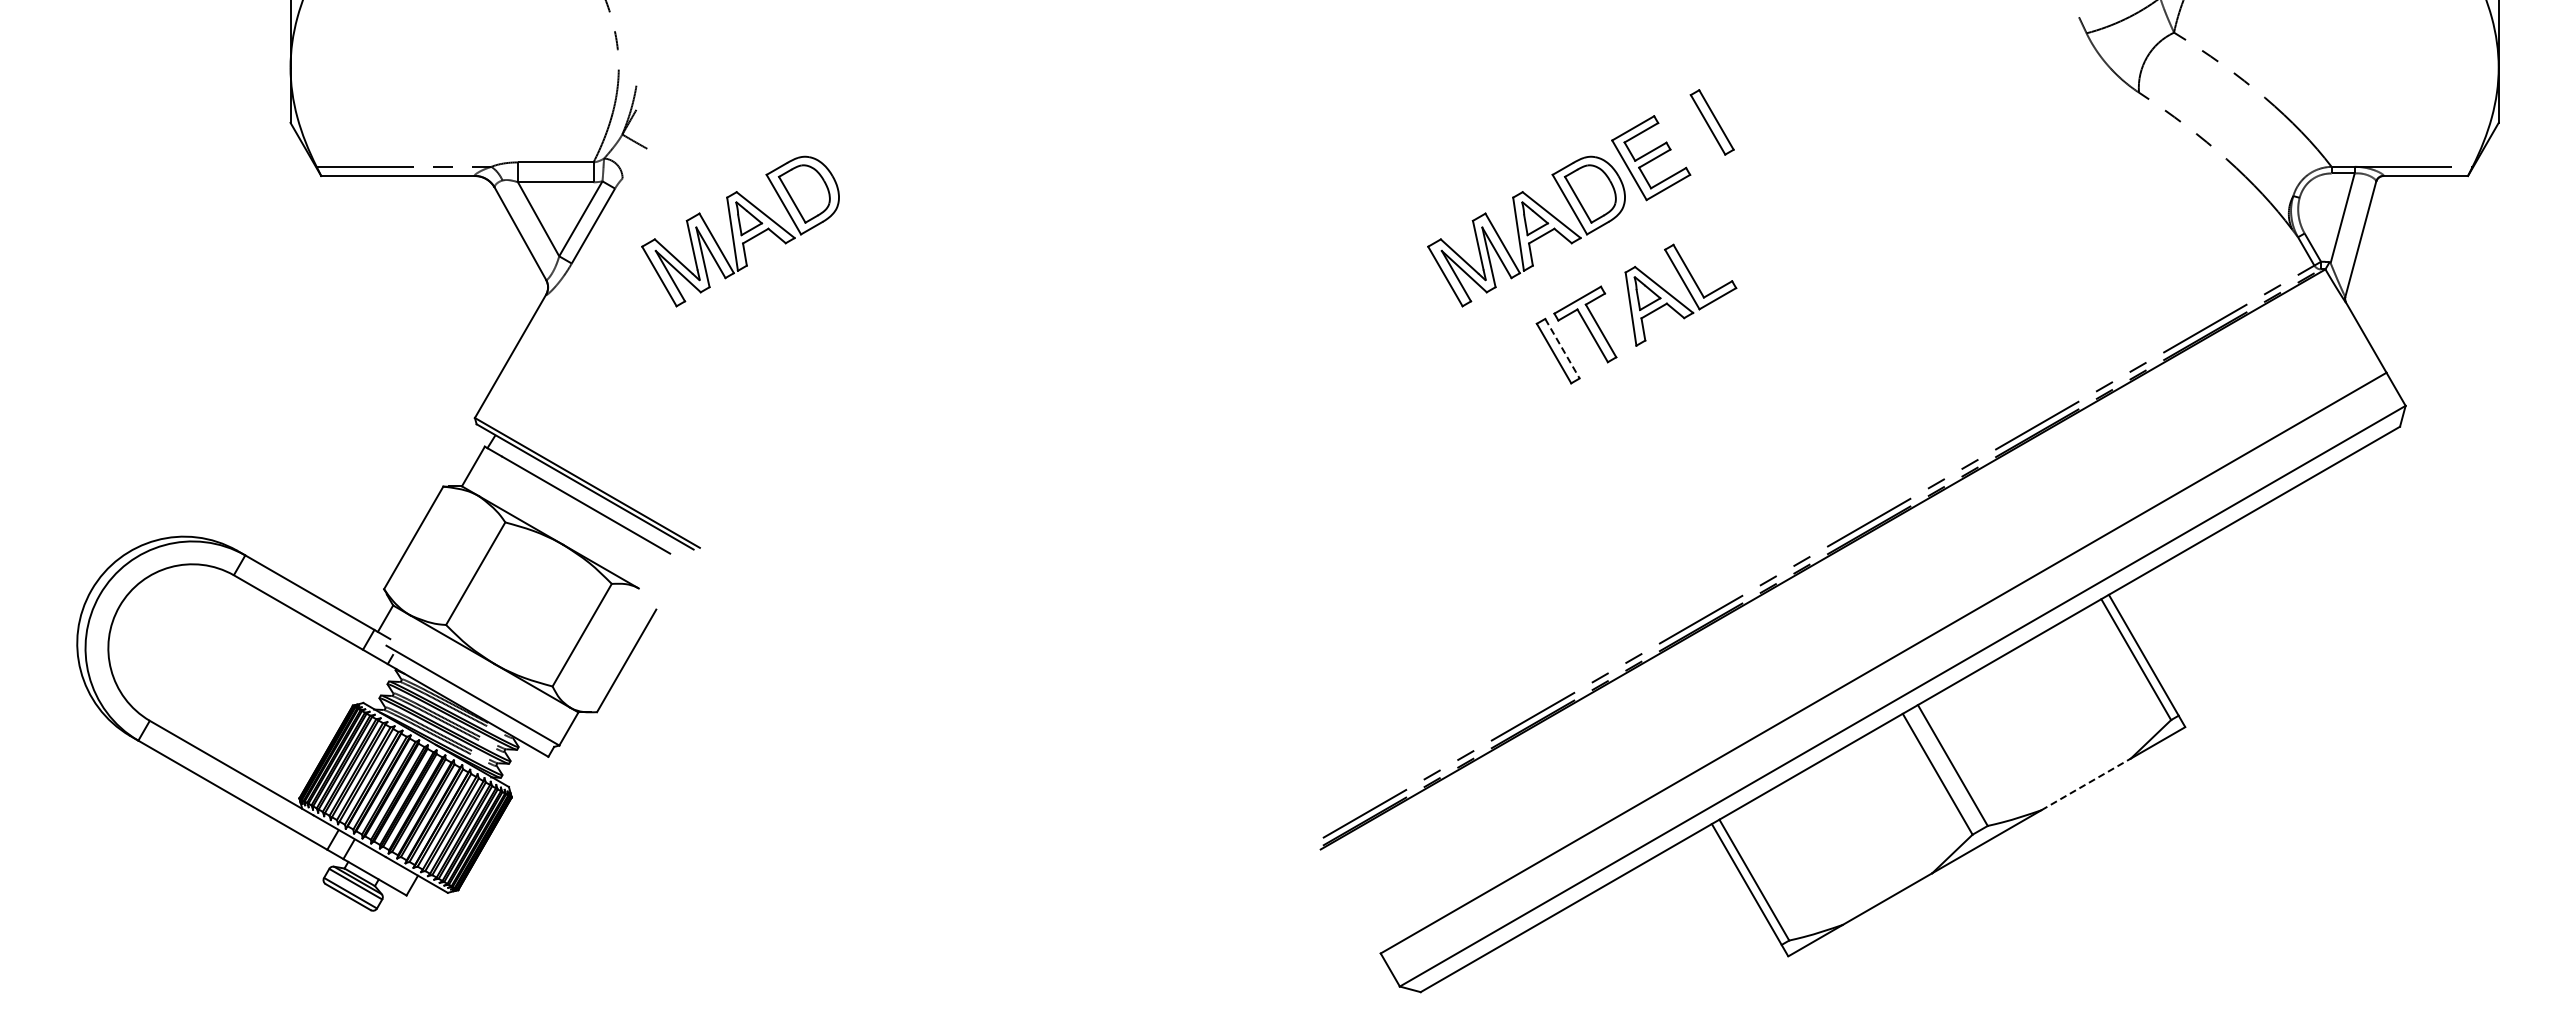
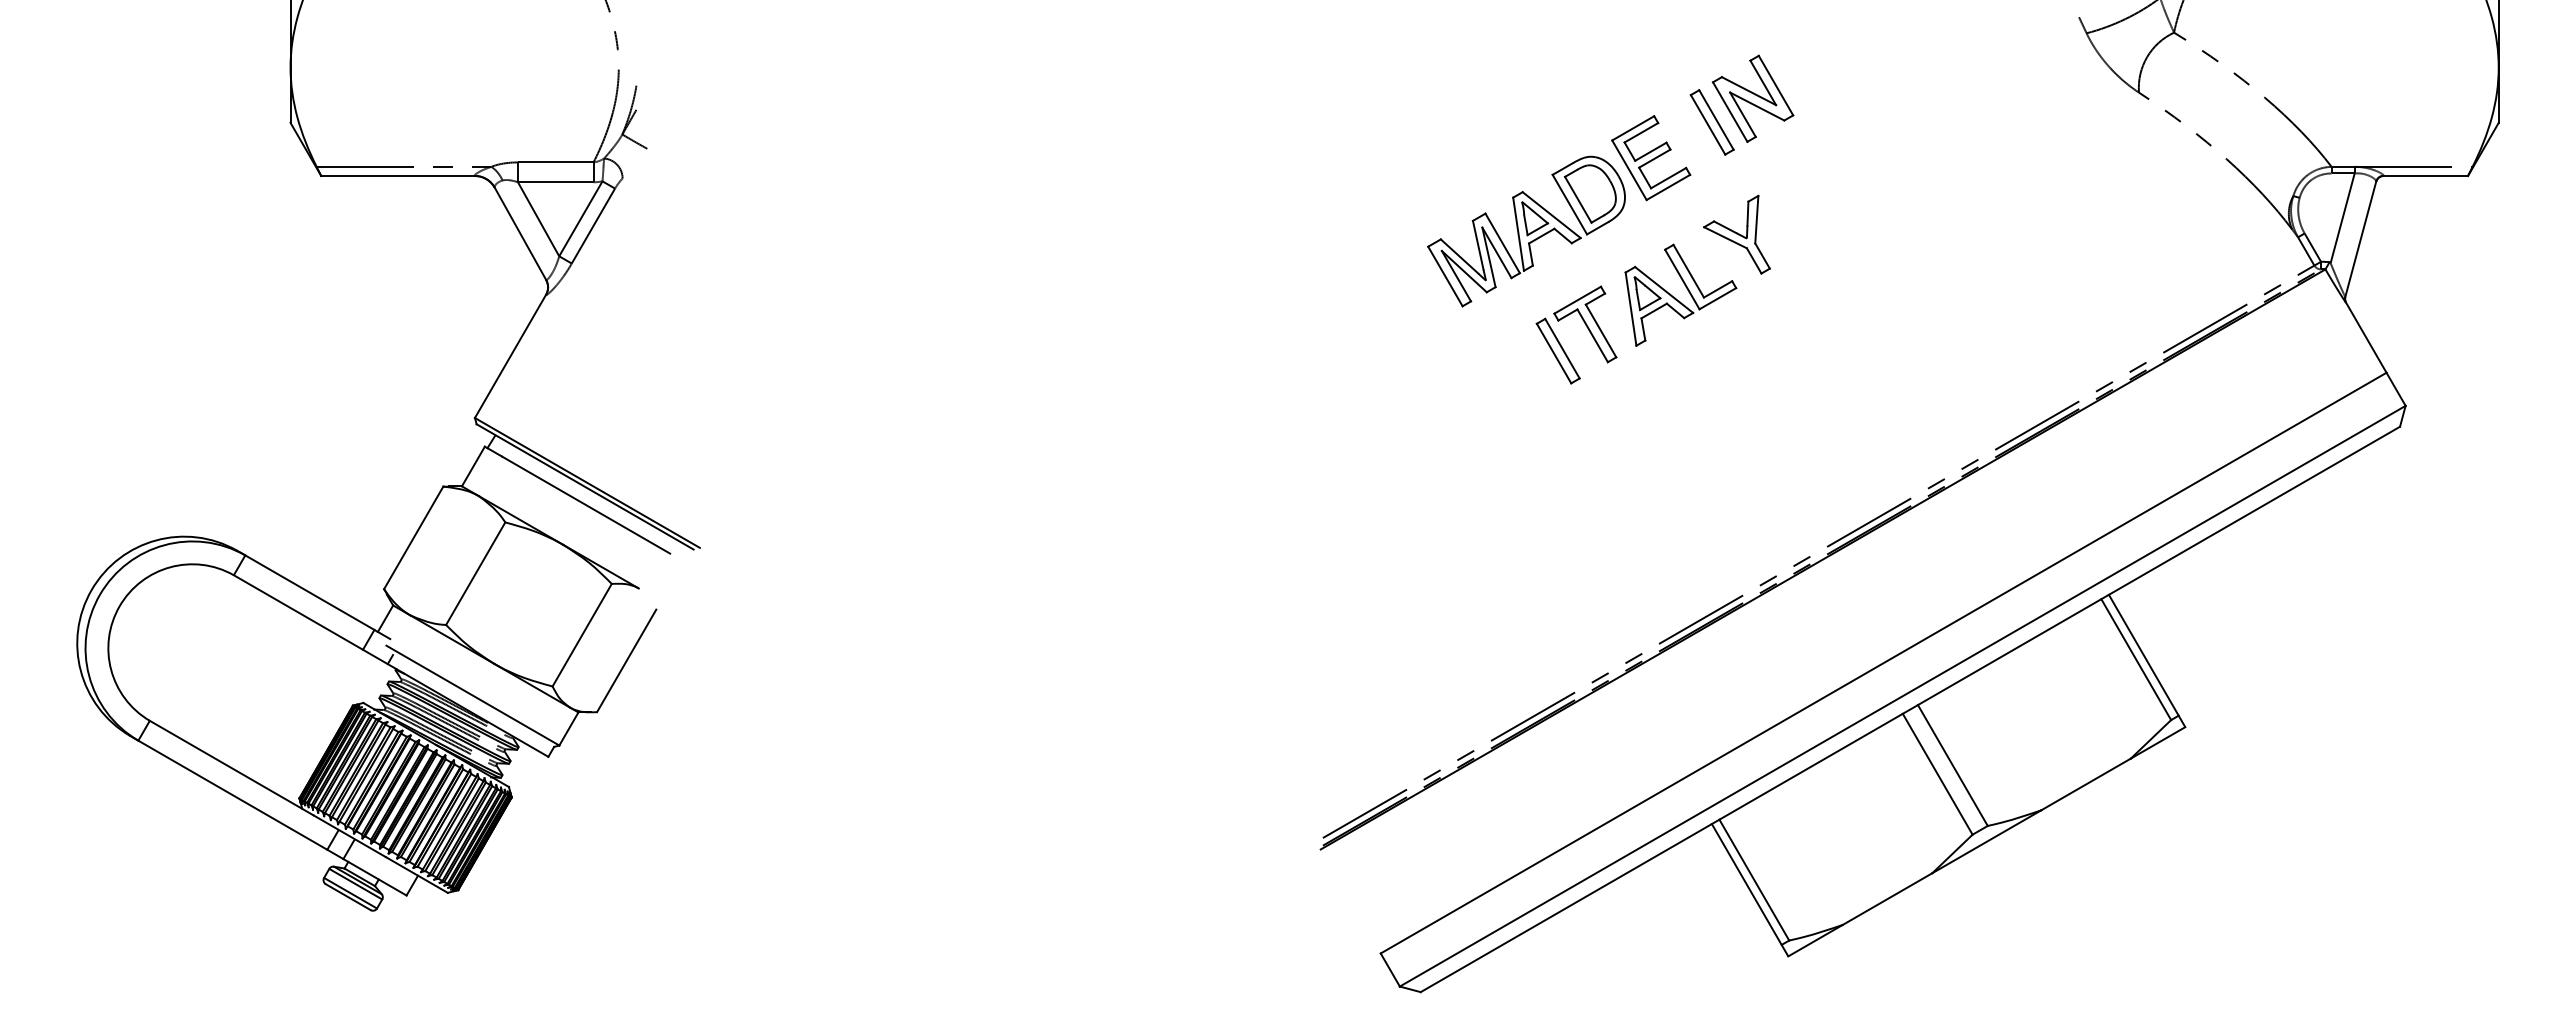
part: none -> present (1753, 98)
part: present -> none (740, 231)
part: none -> present (1736, 234)
line: dashed -> solid (1562, 349)
line: dashed -> solid (2086, 784)
